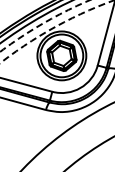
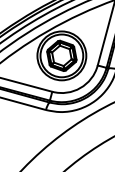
arc: dashed -> solid (43, 23)
arc: dashed -> solid (54, 27)
